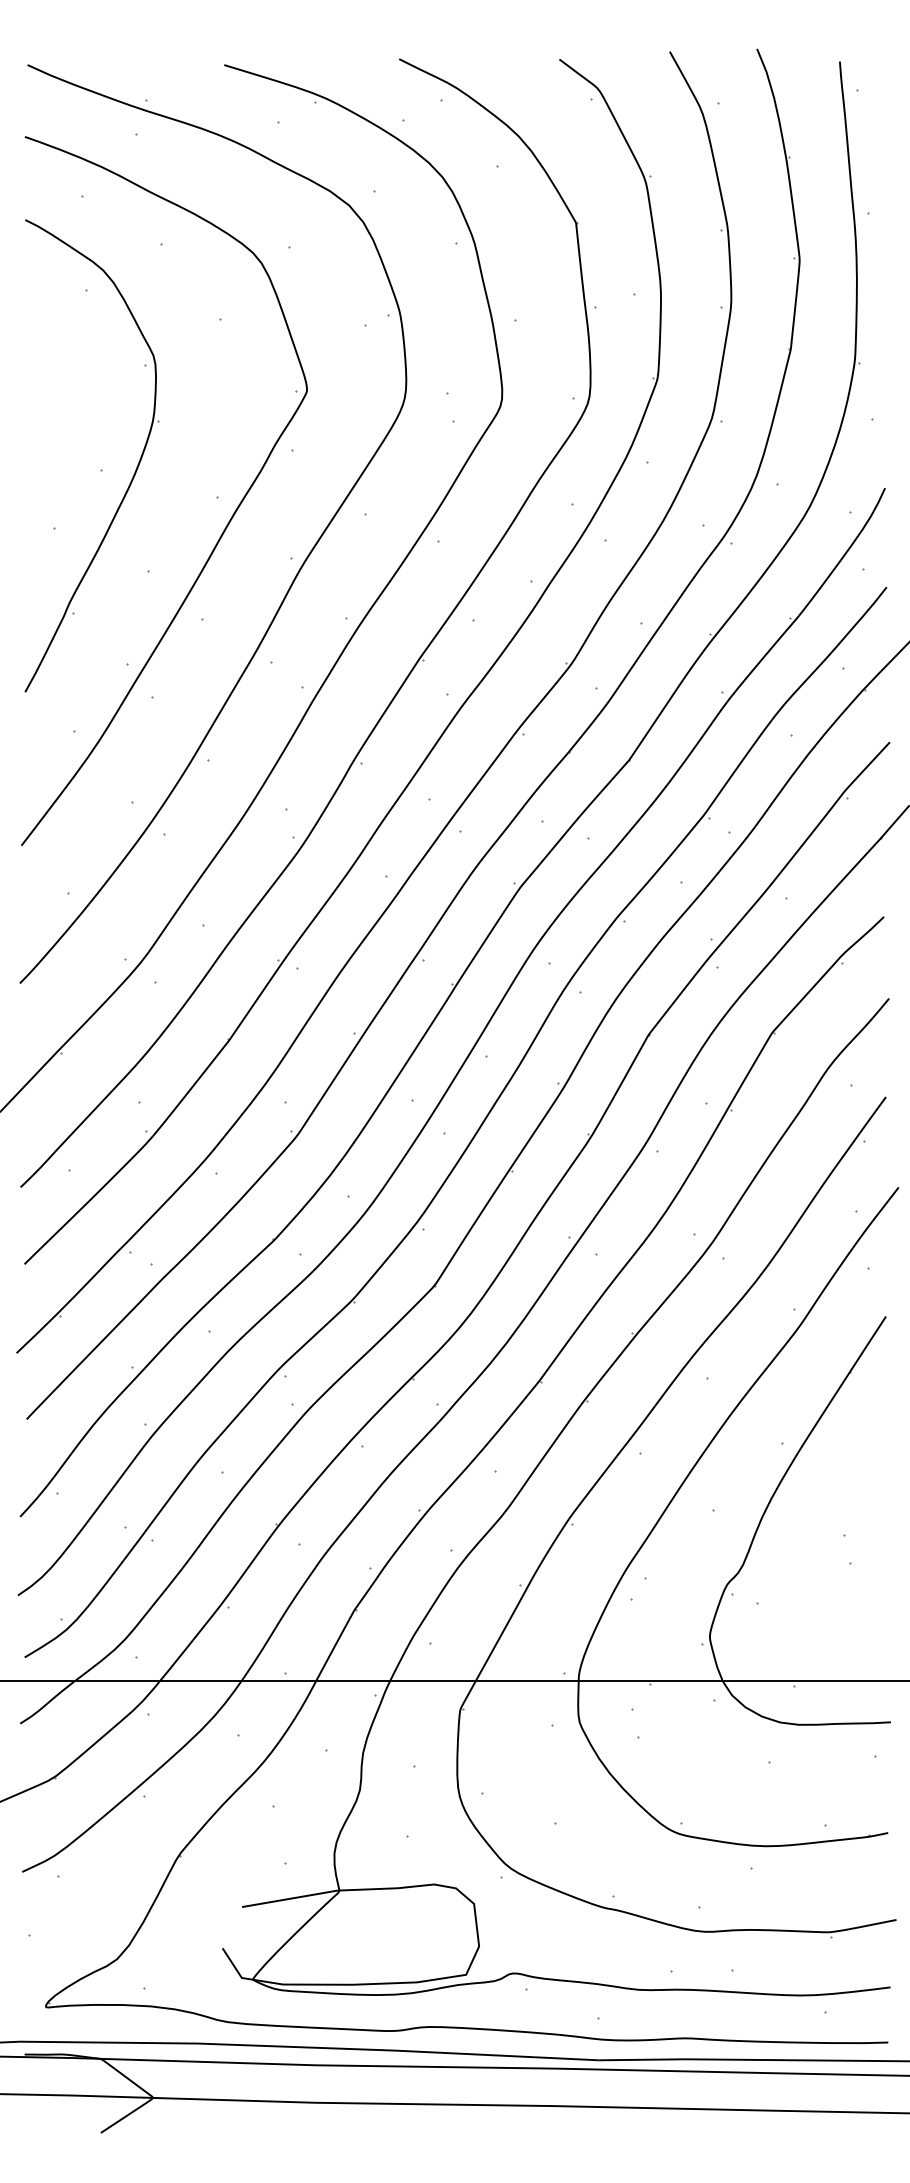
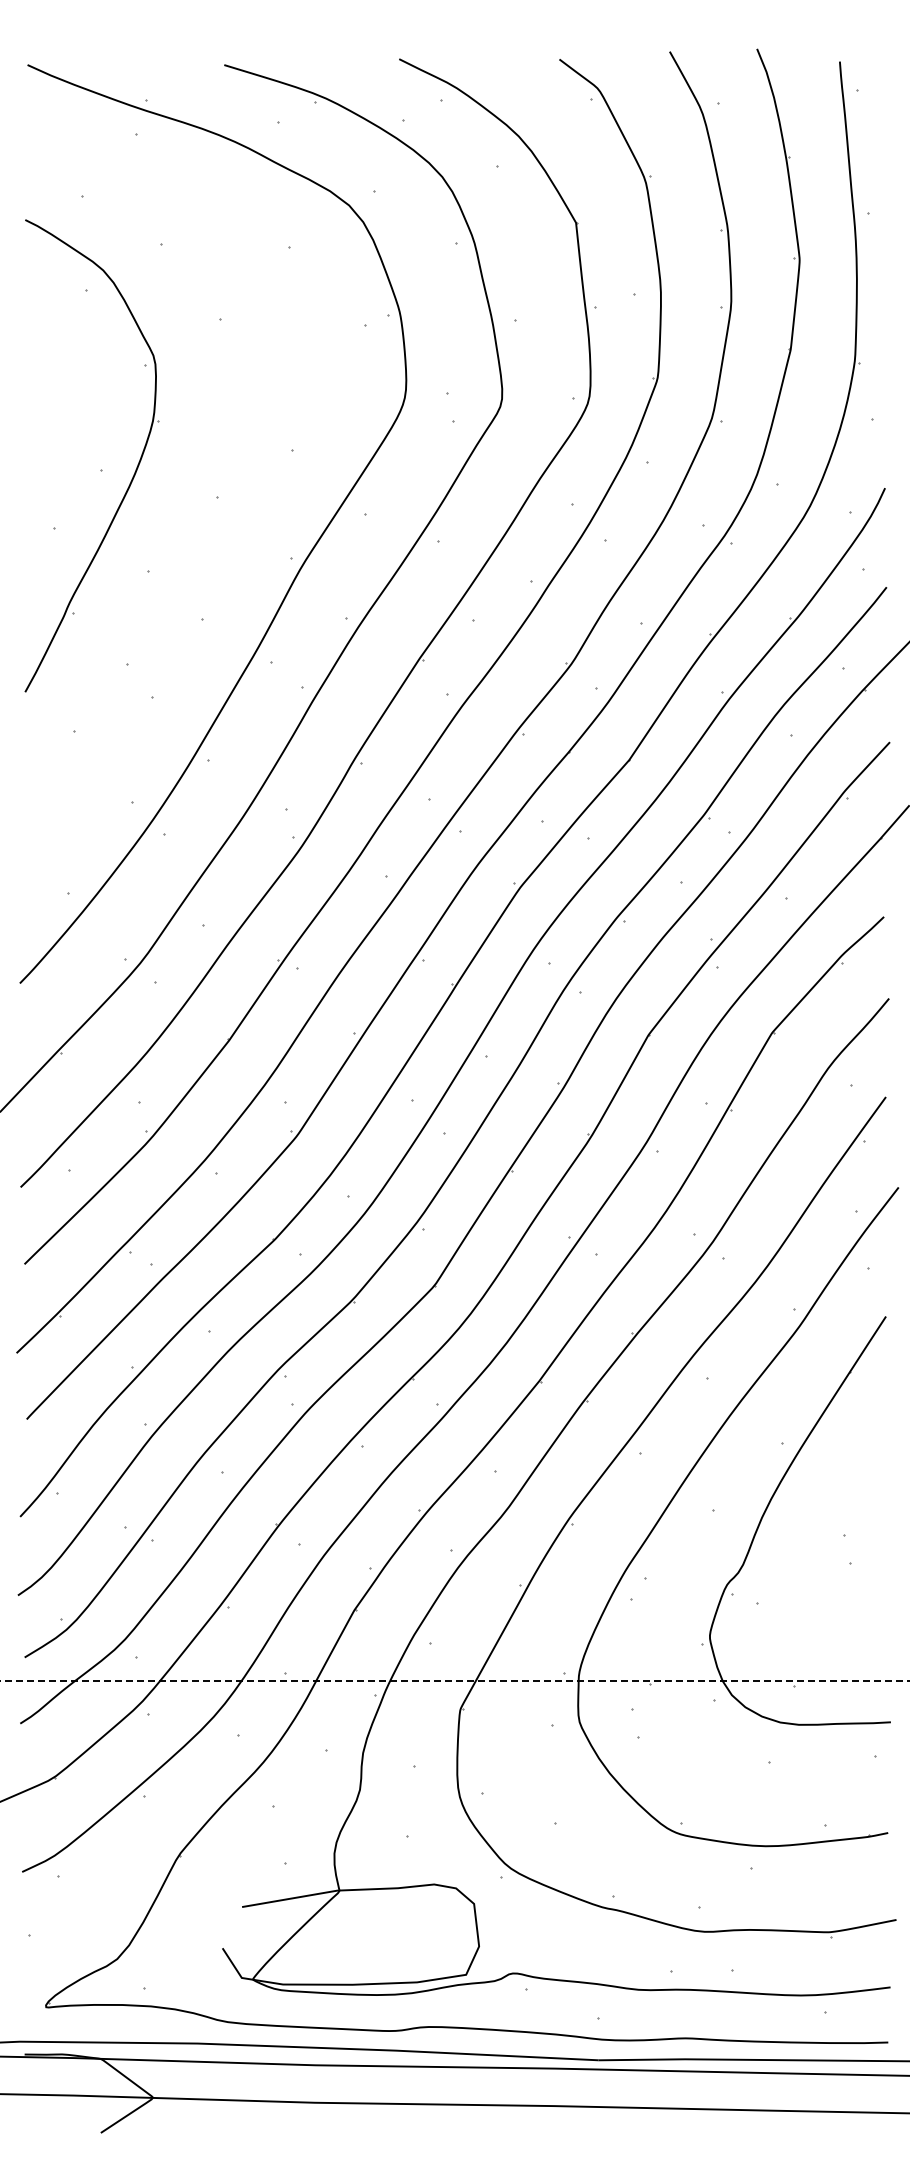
part: present -> none (225, 526)
line: solid -> dashed (455, 1680)
